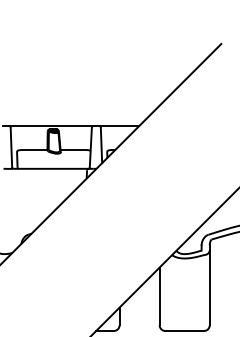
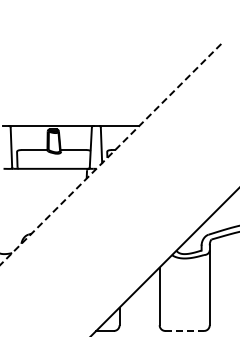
line: solid -> dashed (111, 153)
line: solid -> dashed (185, 330)
